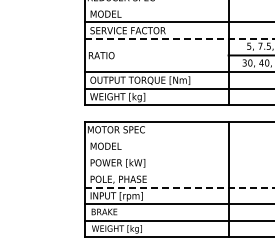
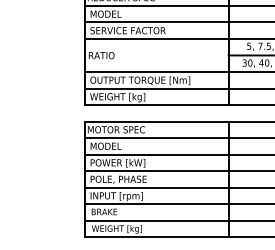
line: none -> present (178, 5)
line: dashed -> solid (180, 38)
line: none -> present (178, 138)
line: none -> present (178, 154)
line: none -> present (178, 171)
line: dashed -> solid (180, 187)
